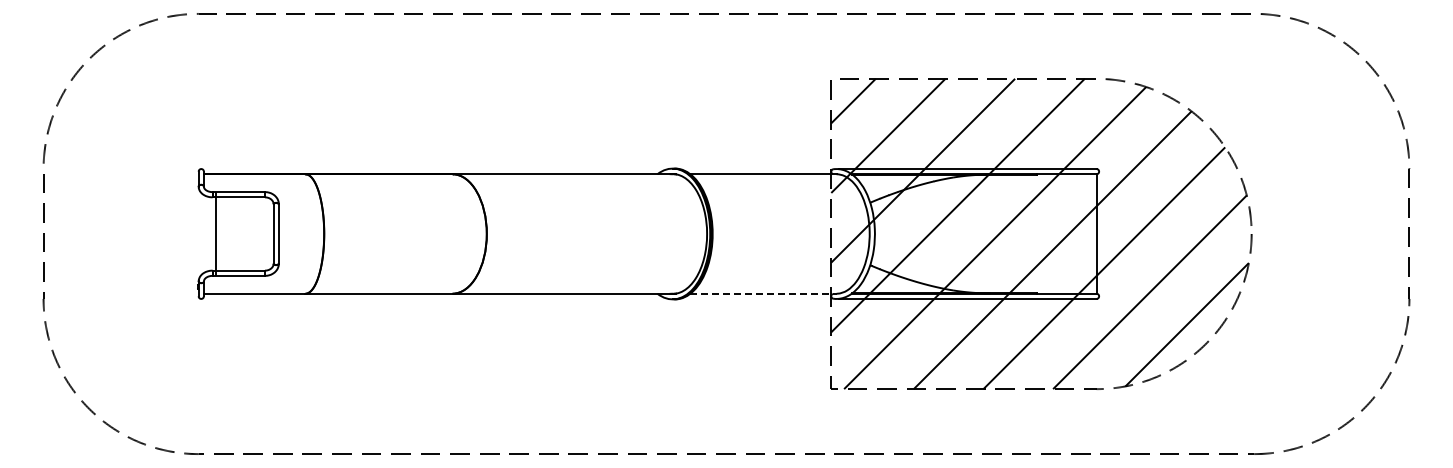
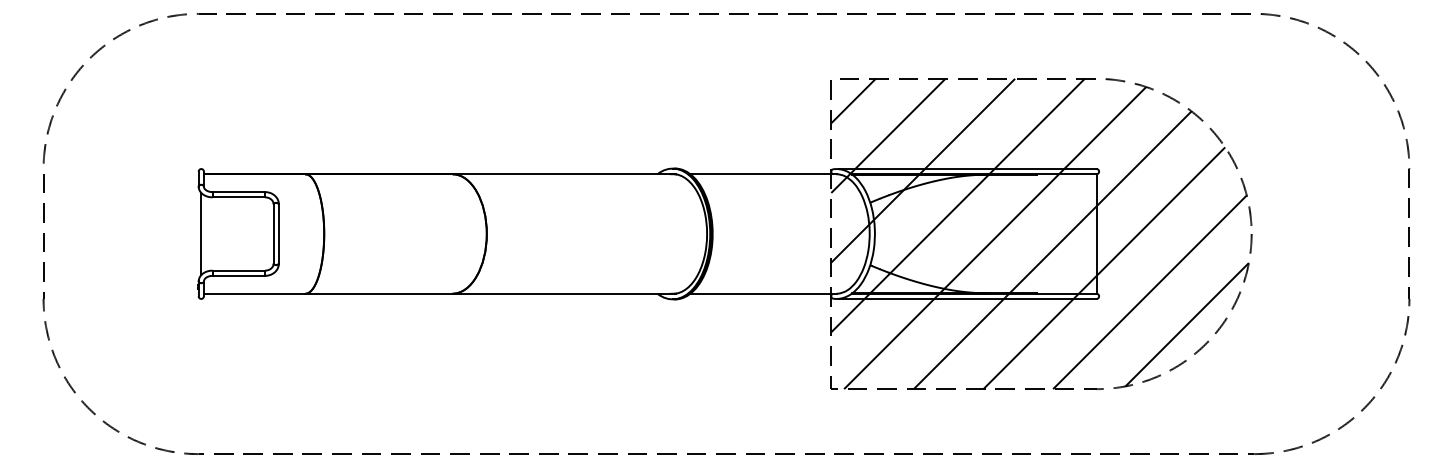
line position: (216, 233) -> (201, 233) (201, 233)
line: dashed -> solid (764, 293)
